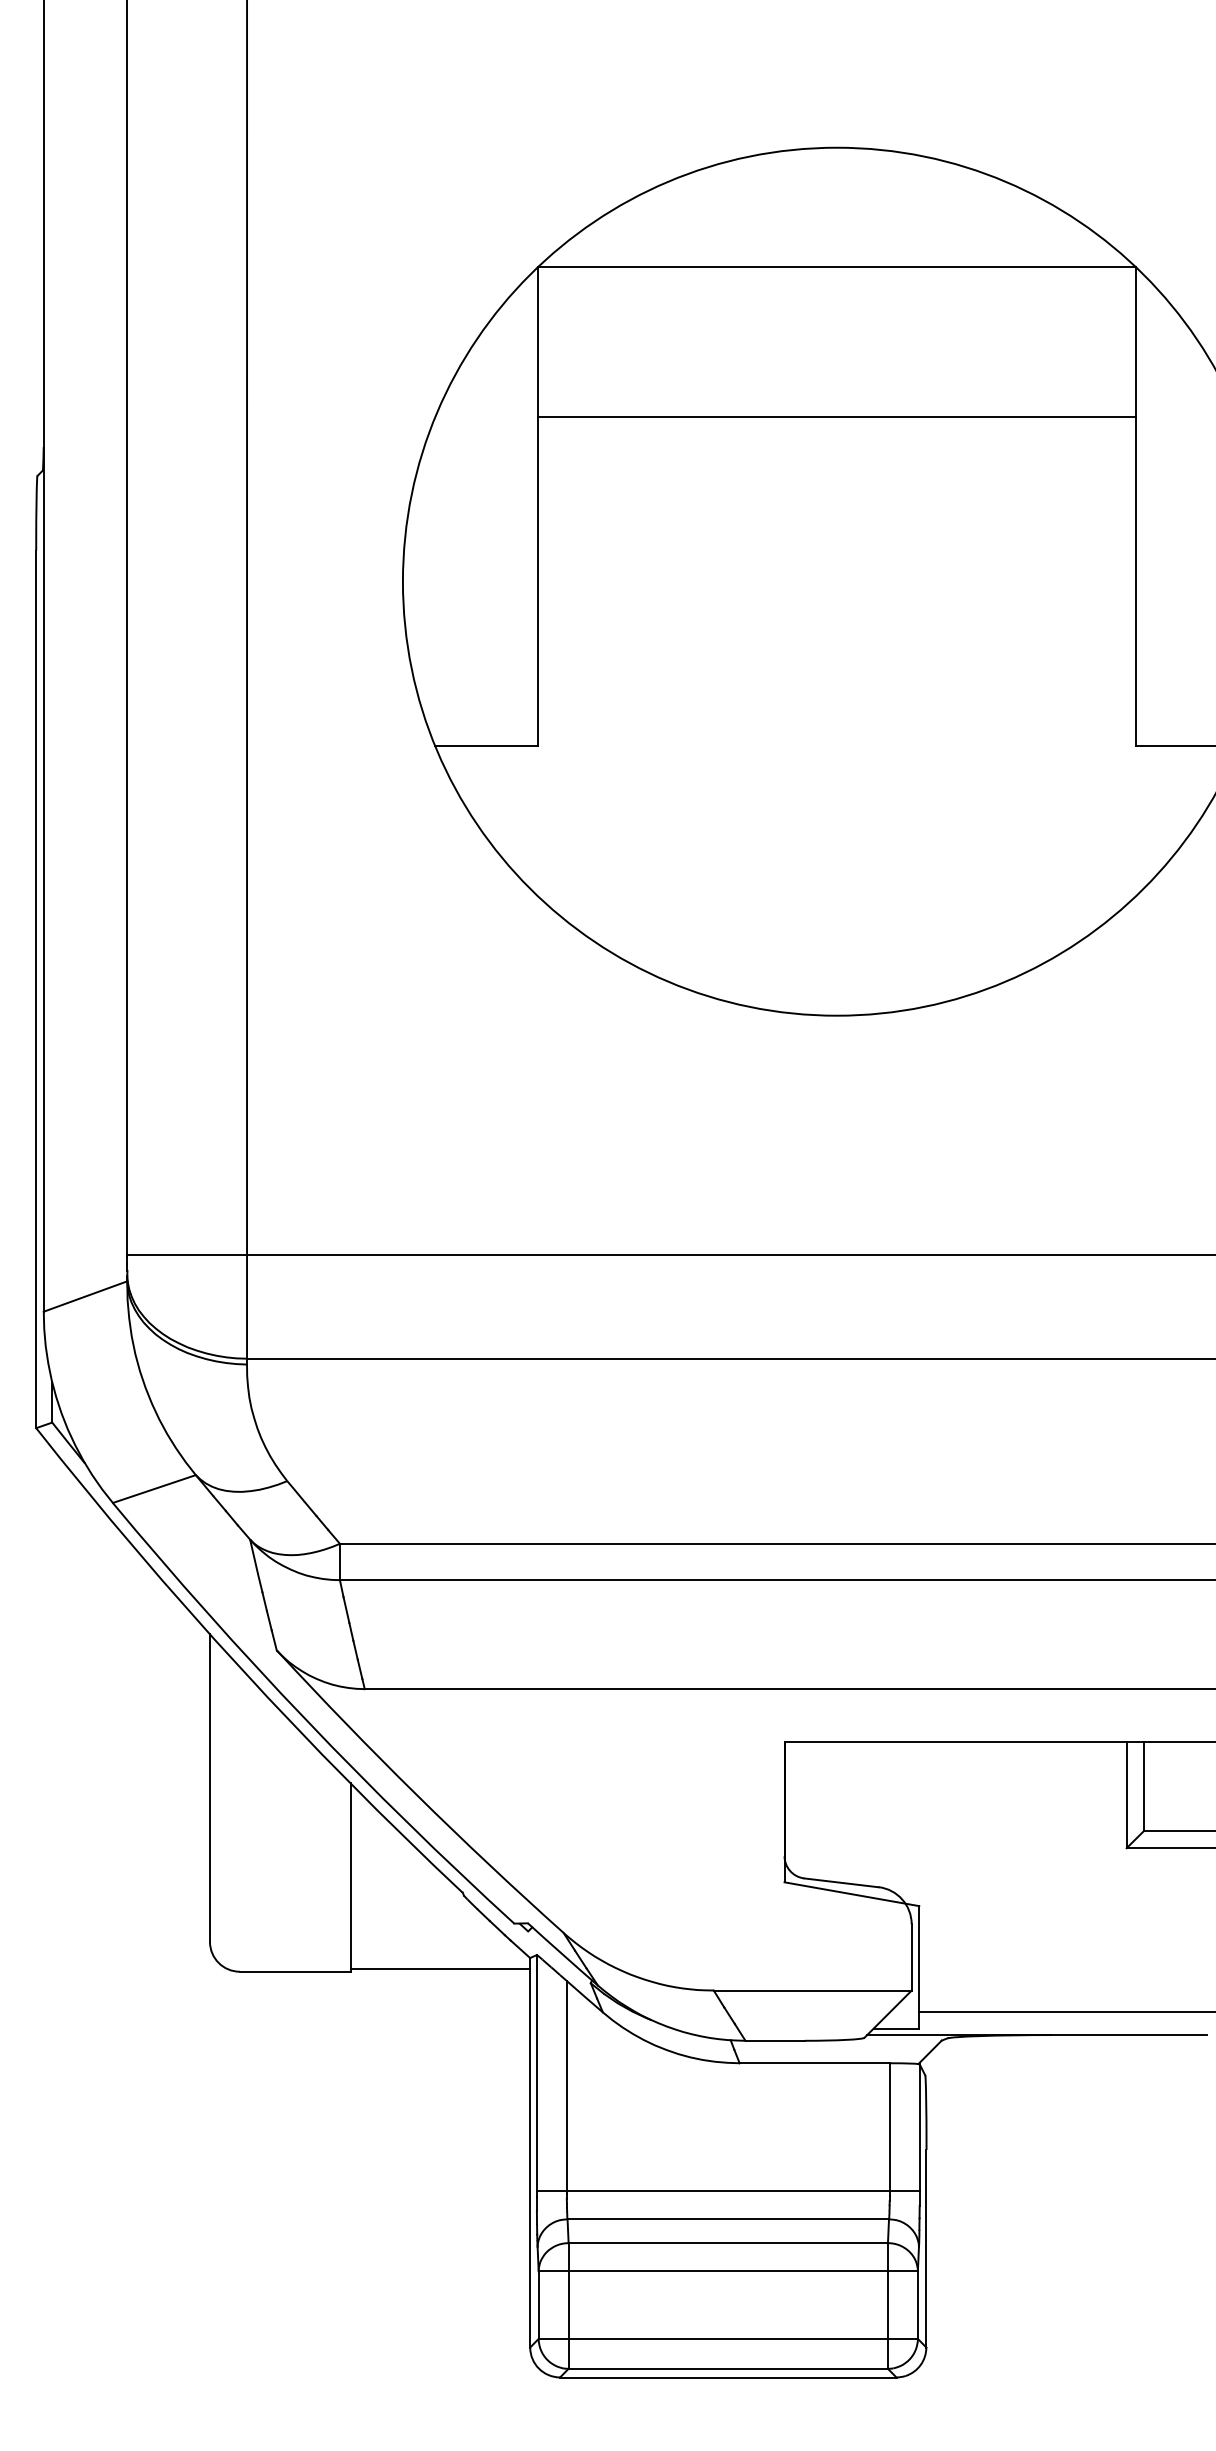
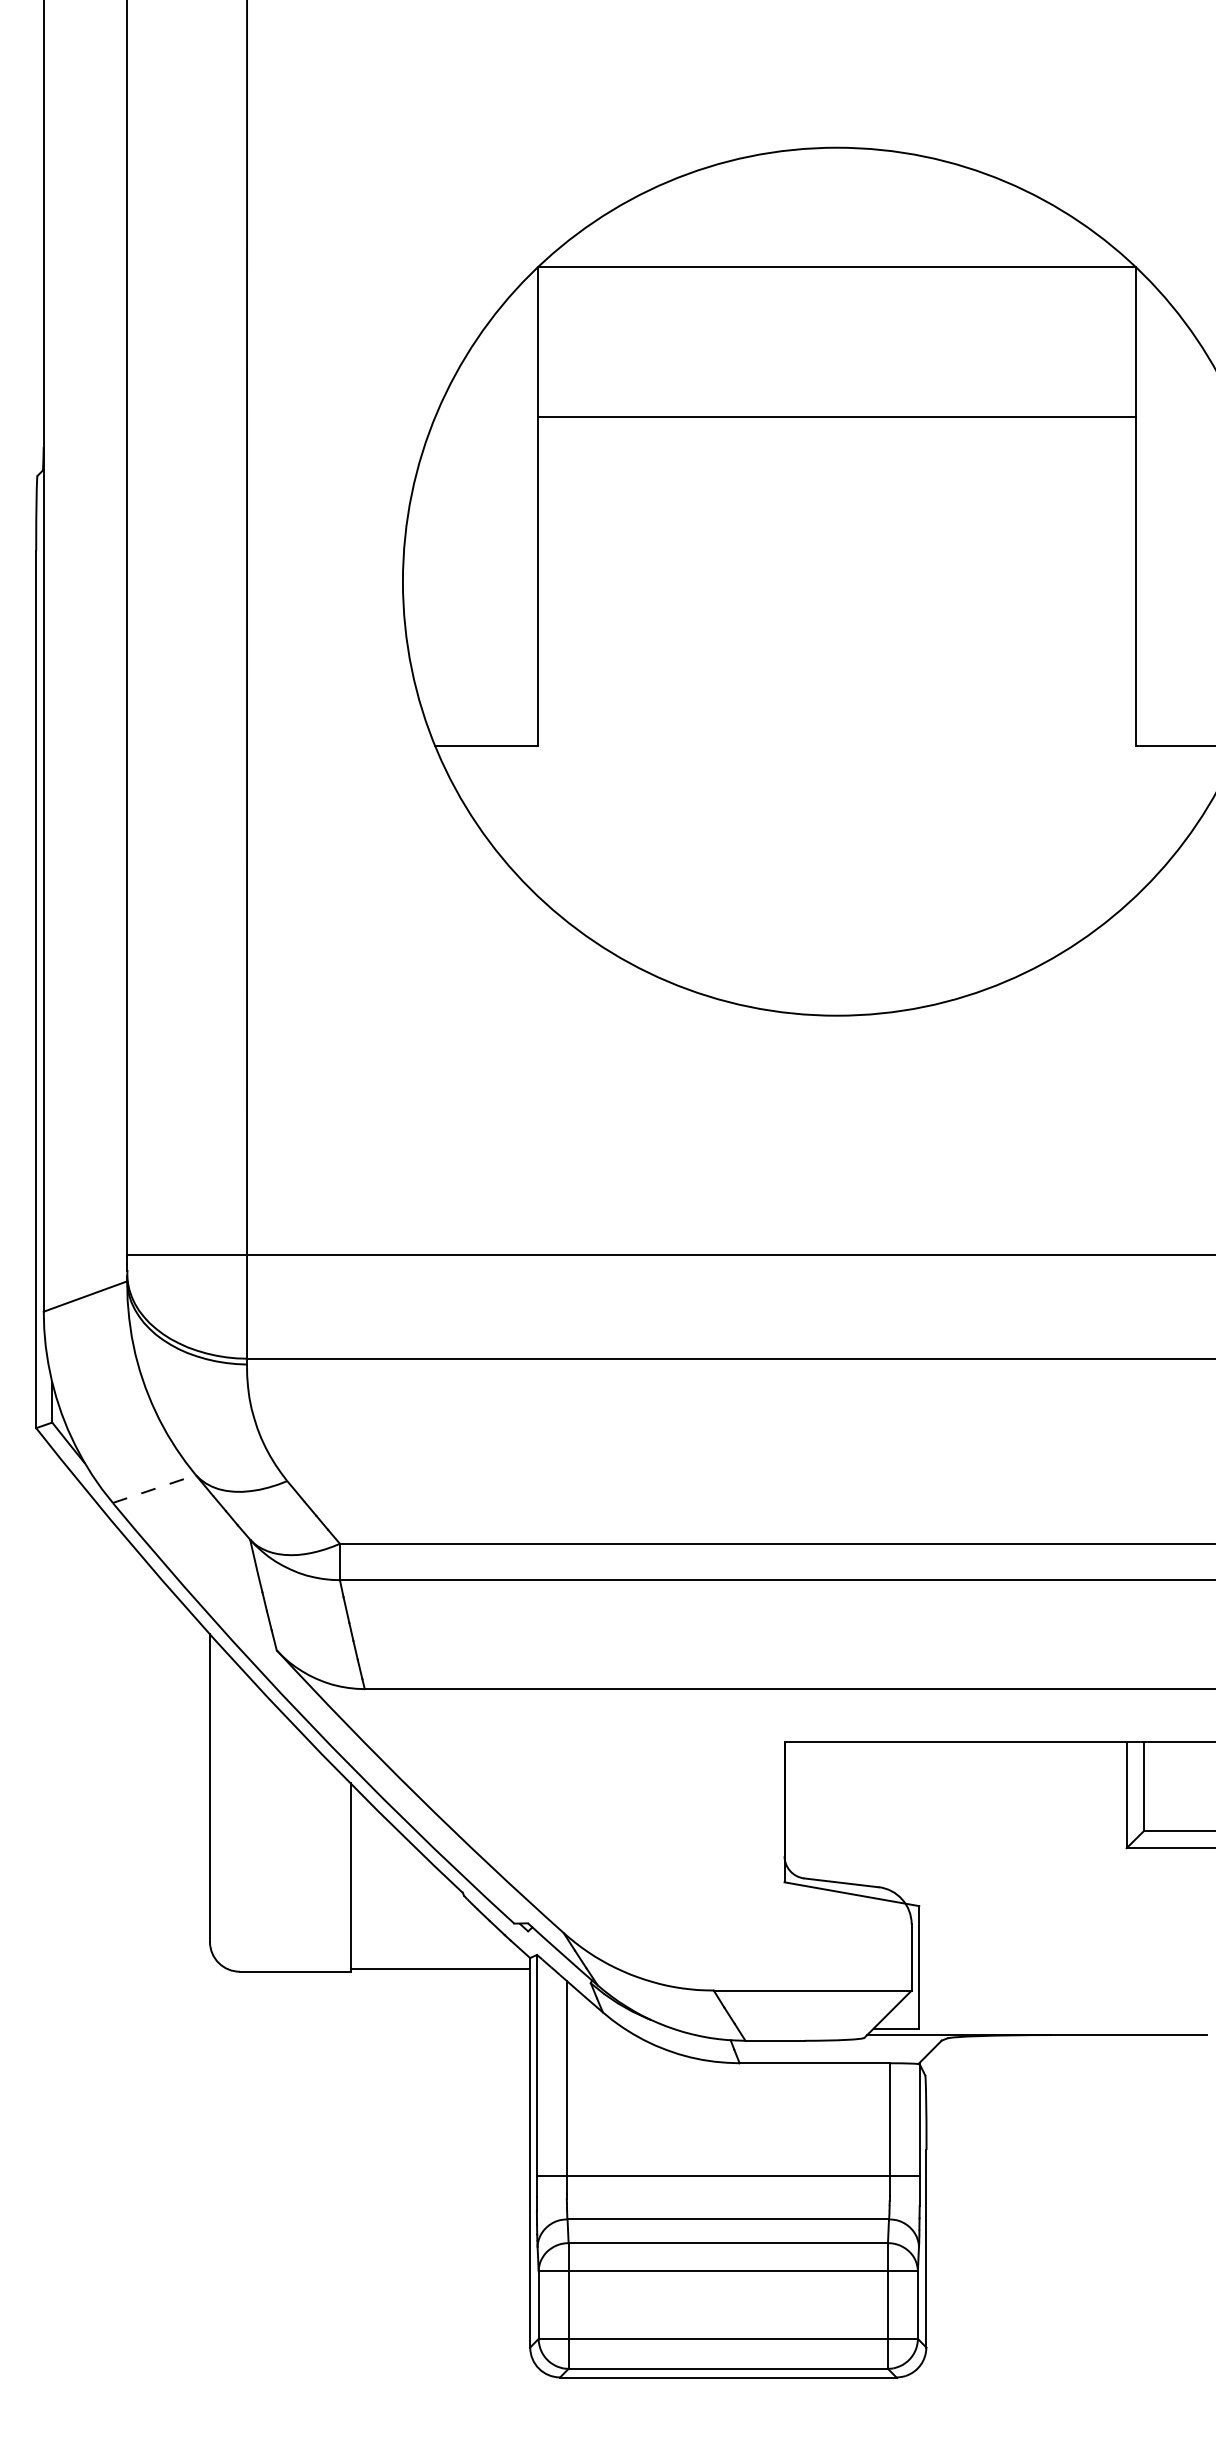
line: solid -> dashed (154, 1489)
line: present -> none (1065, 2011)
line position: (727, 2191) -> (727, 2176) (727, 2176)
